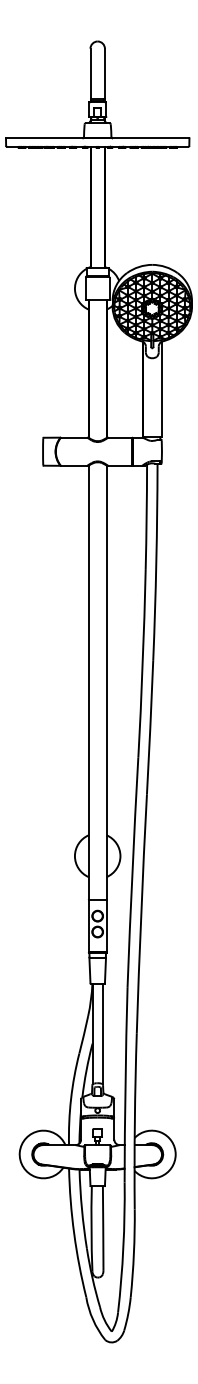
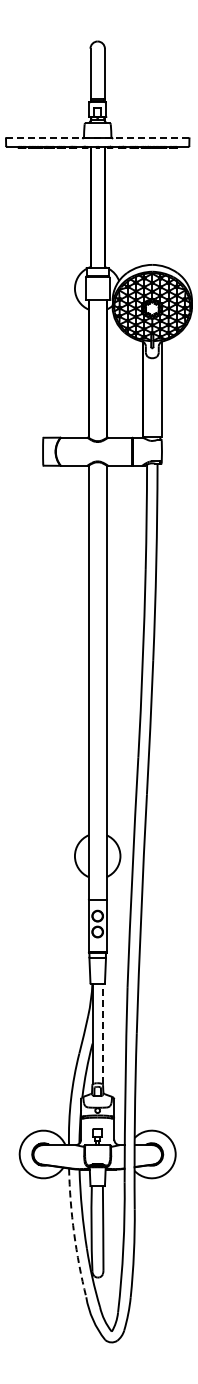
line: solid -> dashed (97, 138)
line: solid -> dashed (102, 1033)
arc: solid -> dashed (74, 1233)
